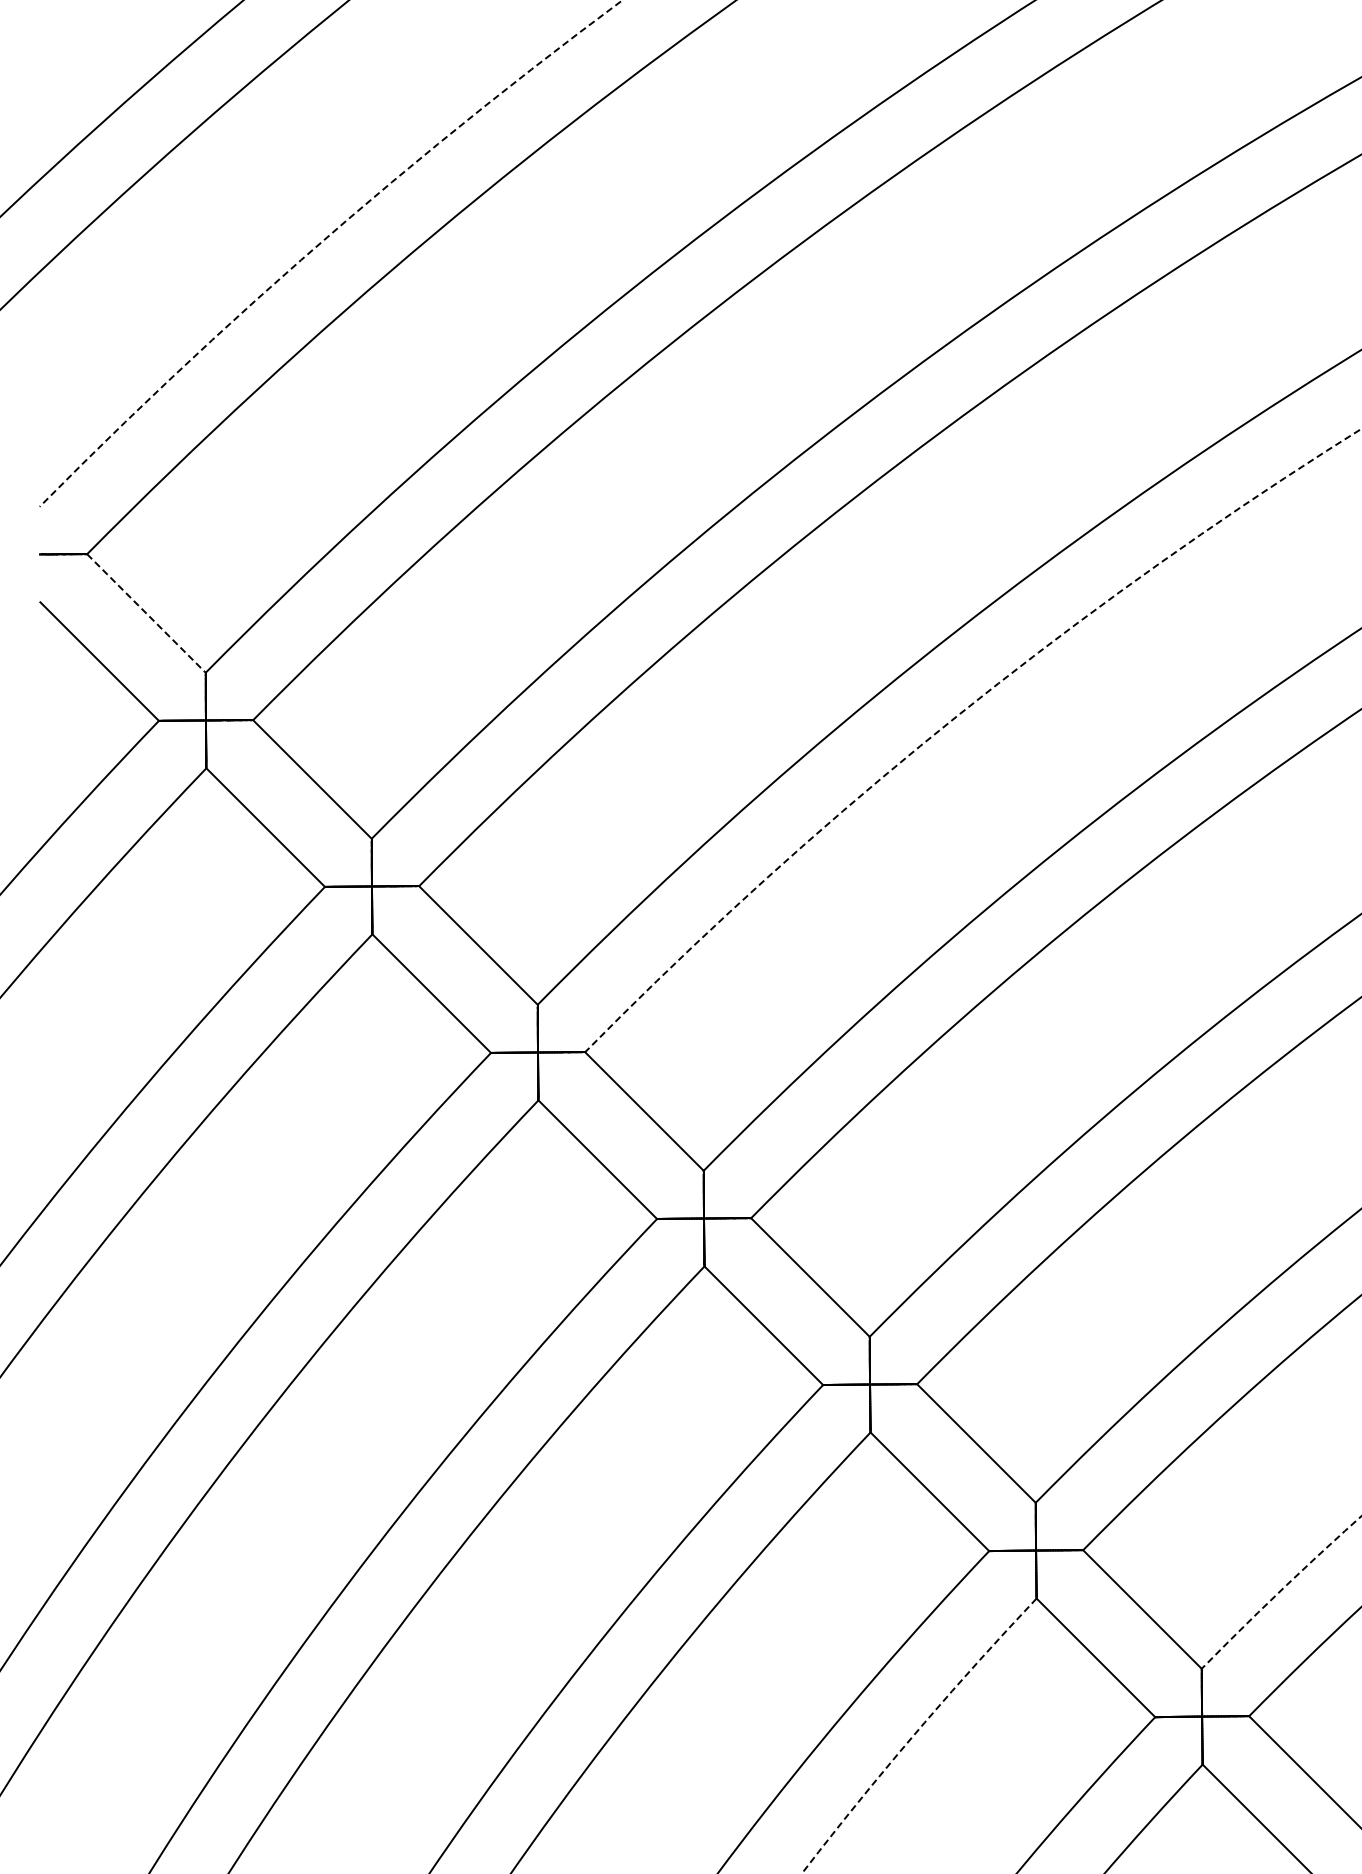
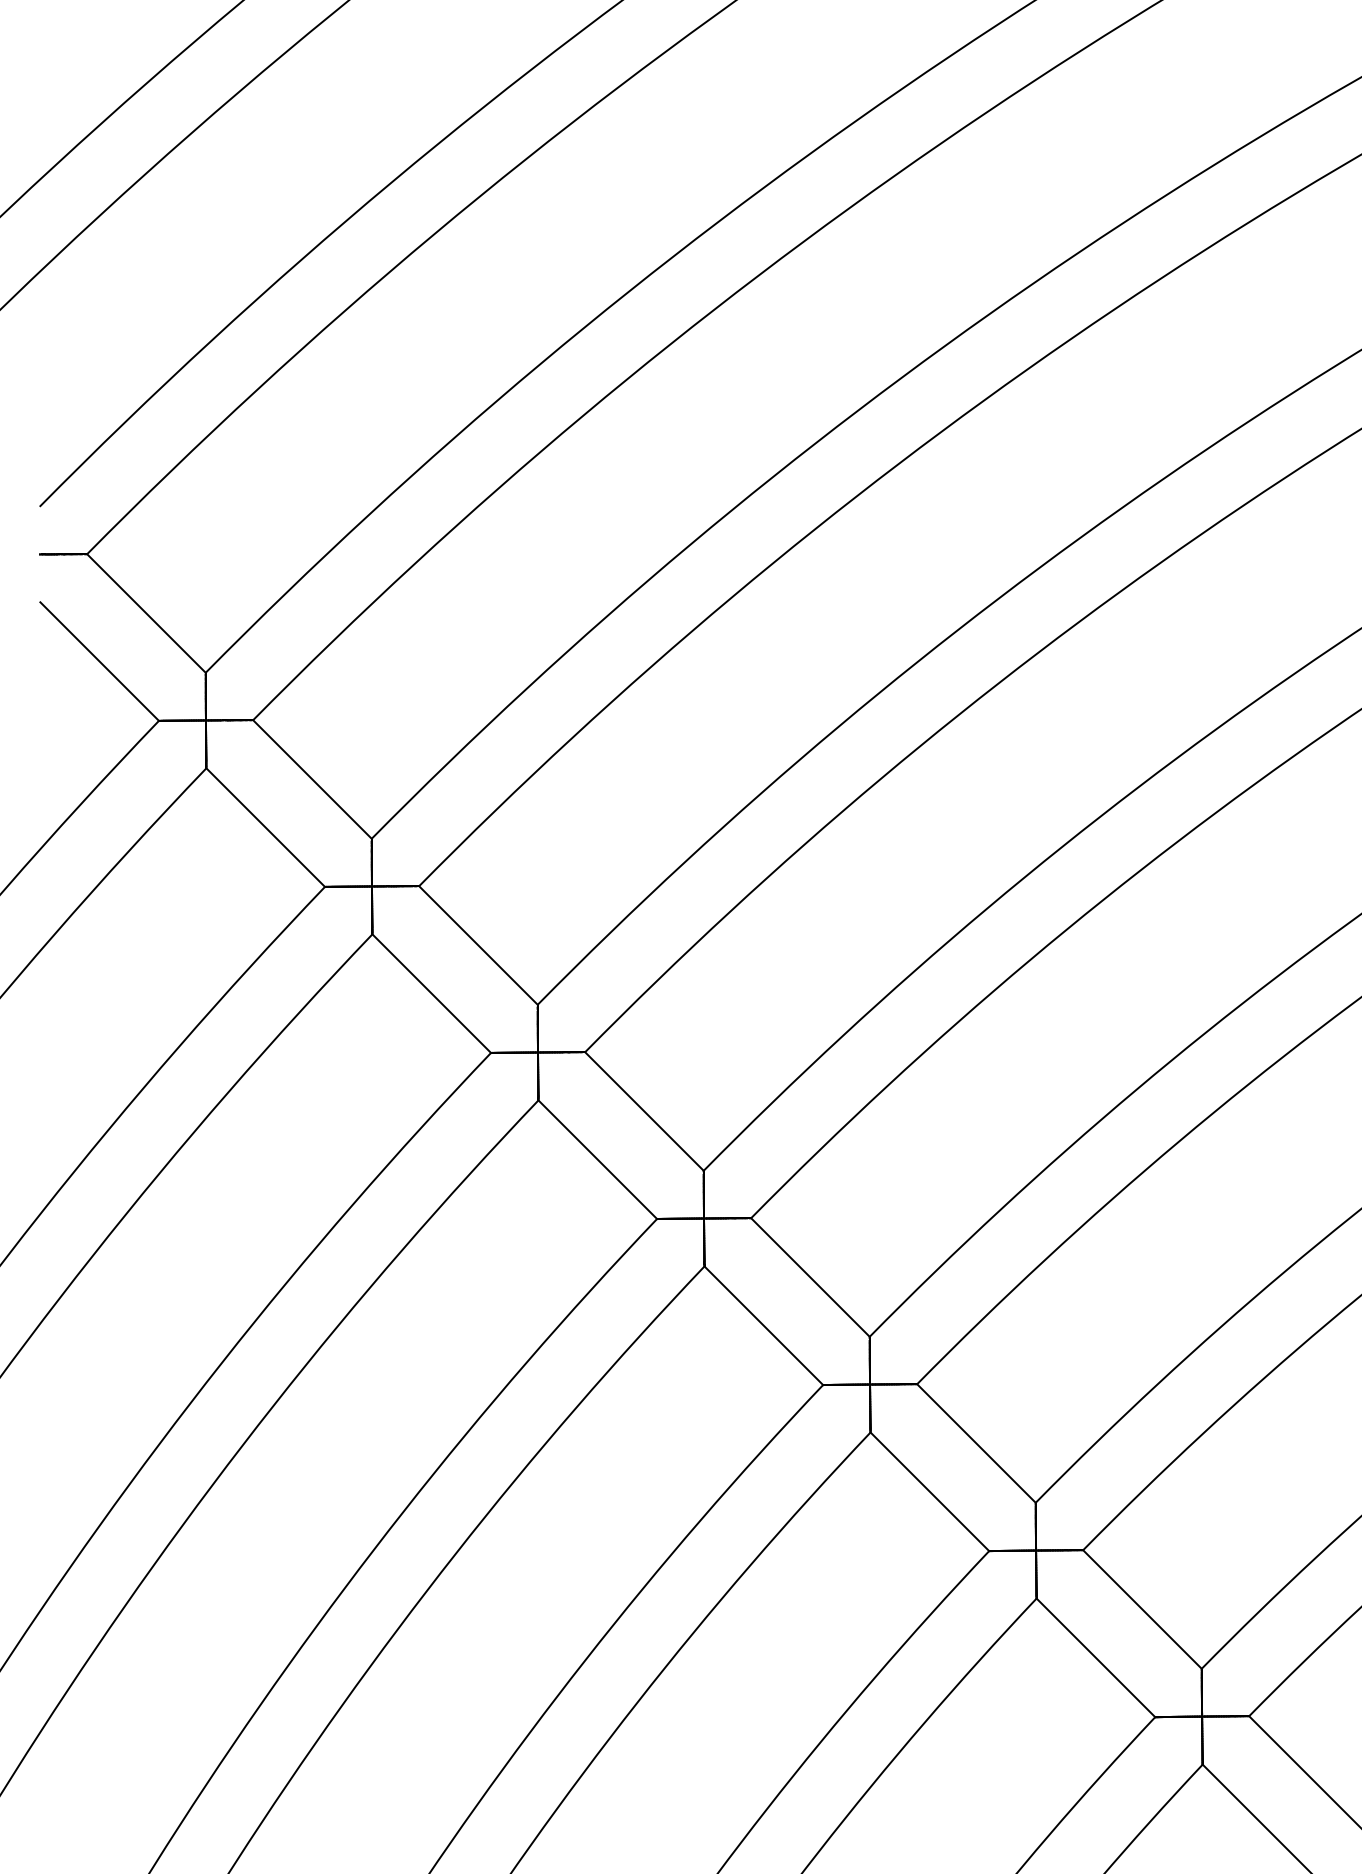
arc: dashed -> solid (321, 242)
line: dashed -> solid (146, 613)
arc: dashed -> solid (956, 717)
arc: dashed -> solid (1281, 1590)
arc: dashed -> solid (915, 1733)
